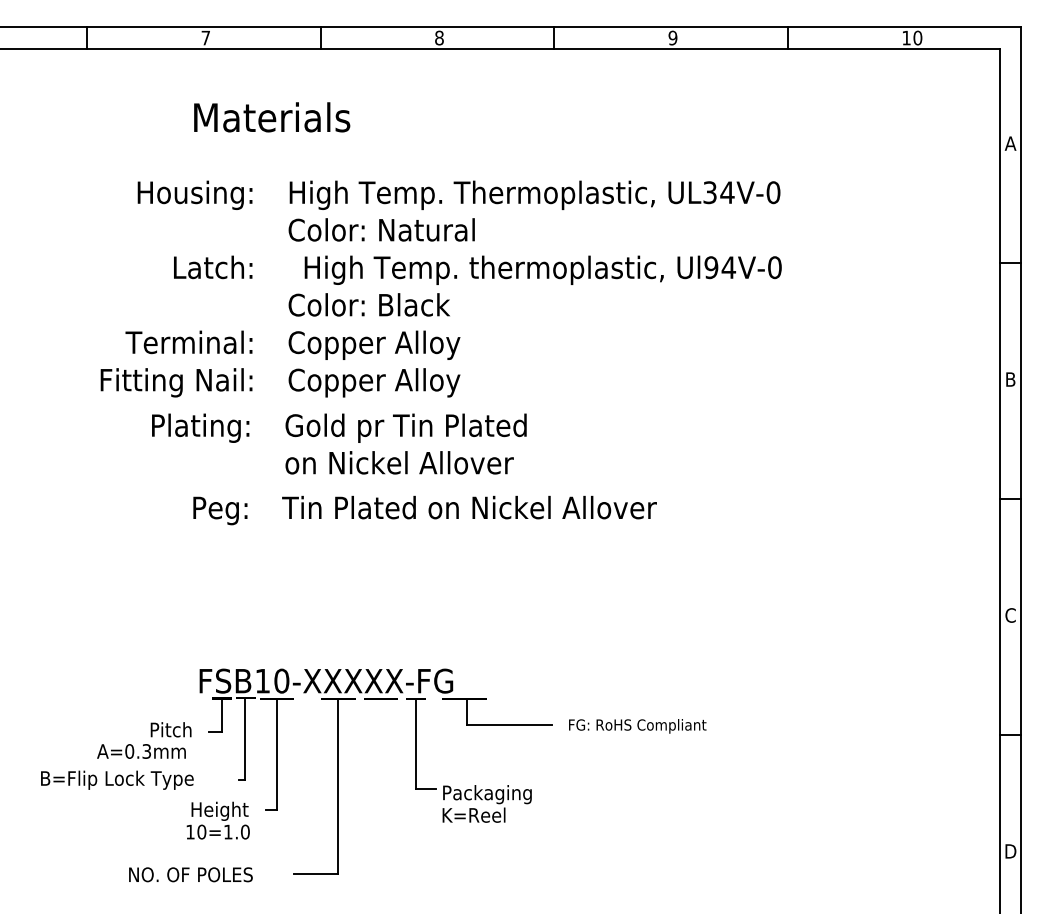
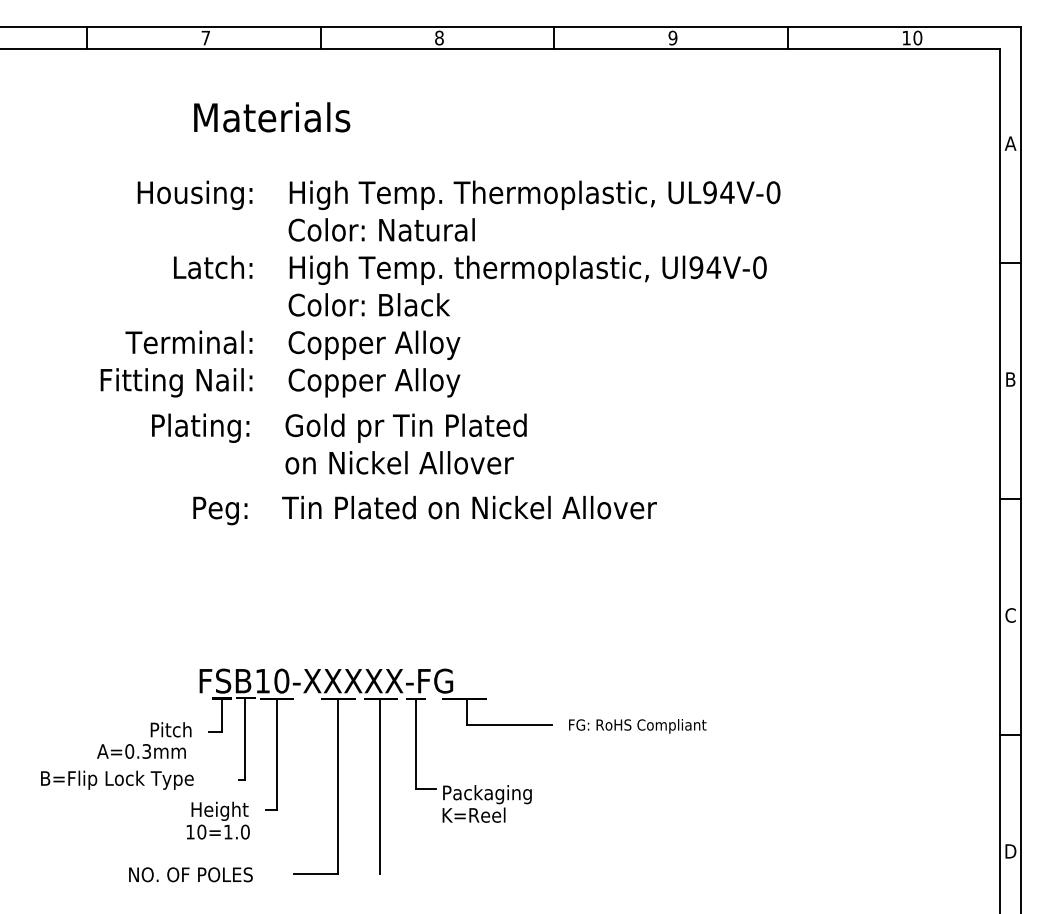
text: UL34V-0 -> UL94V-0 (709, 192)
text position: (542, 269) -> (527, 269) (527, 269)
line: none -> present (380, 785)
